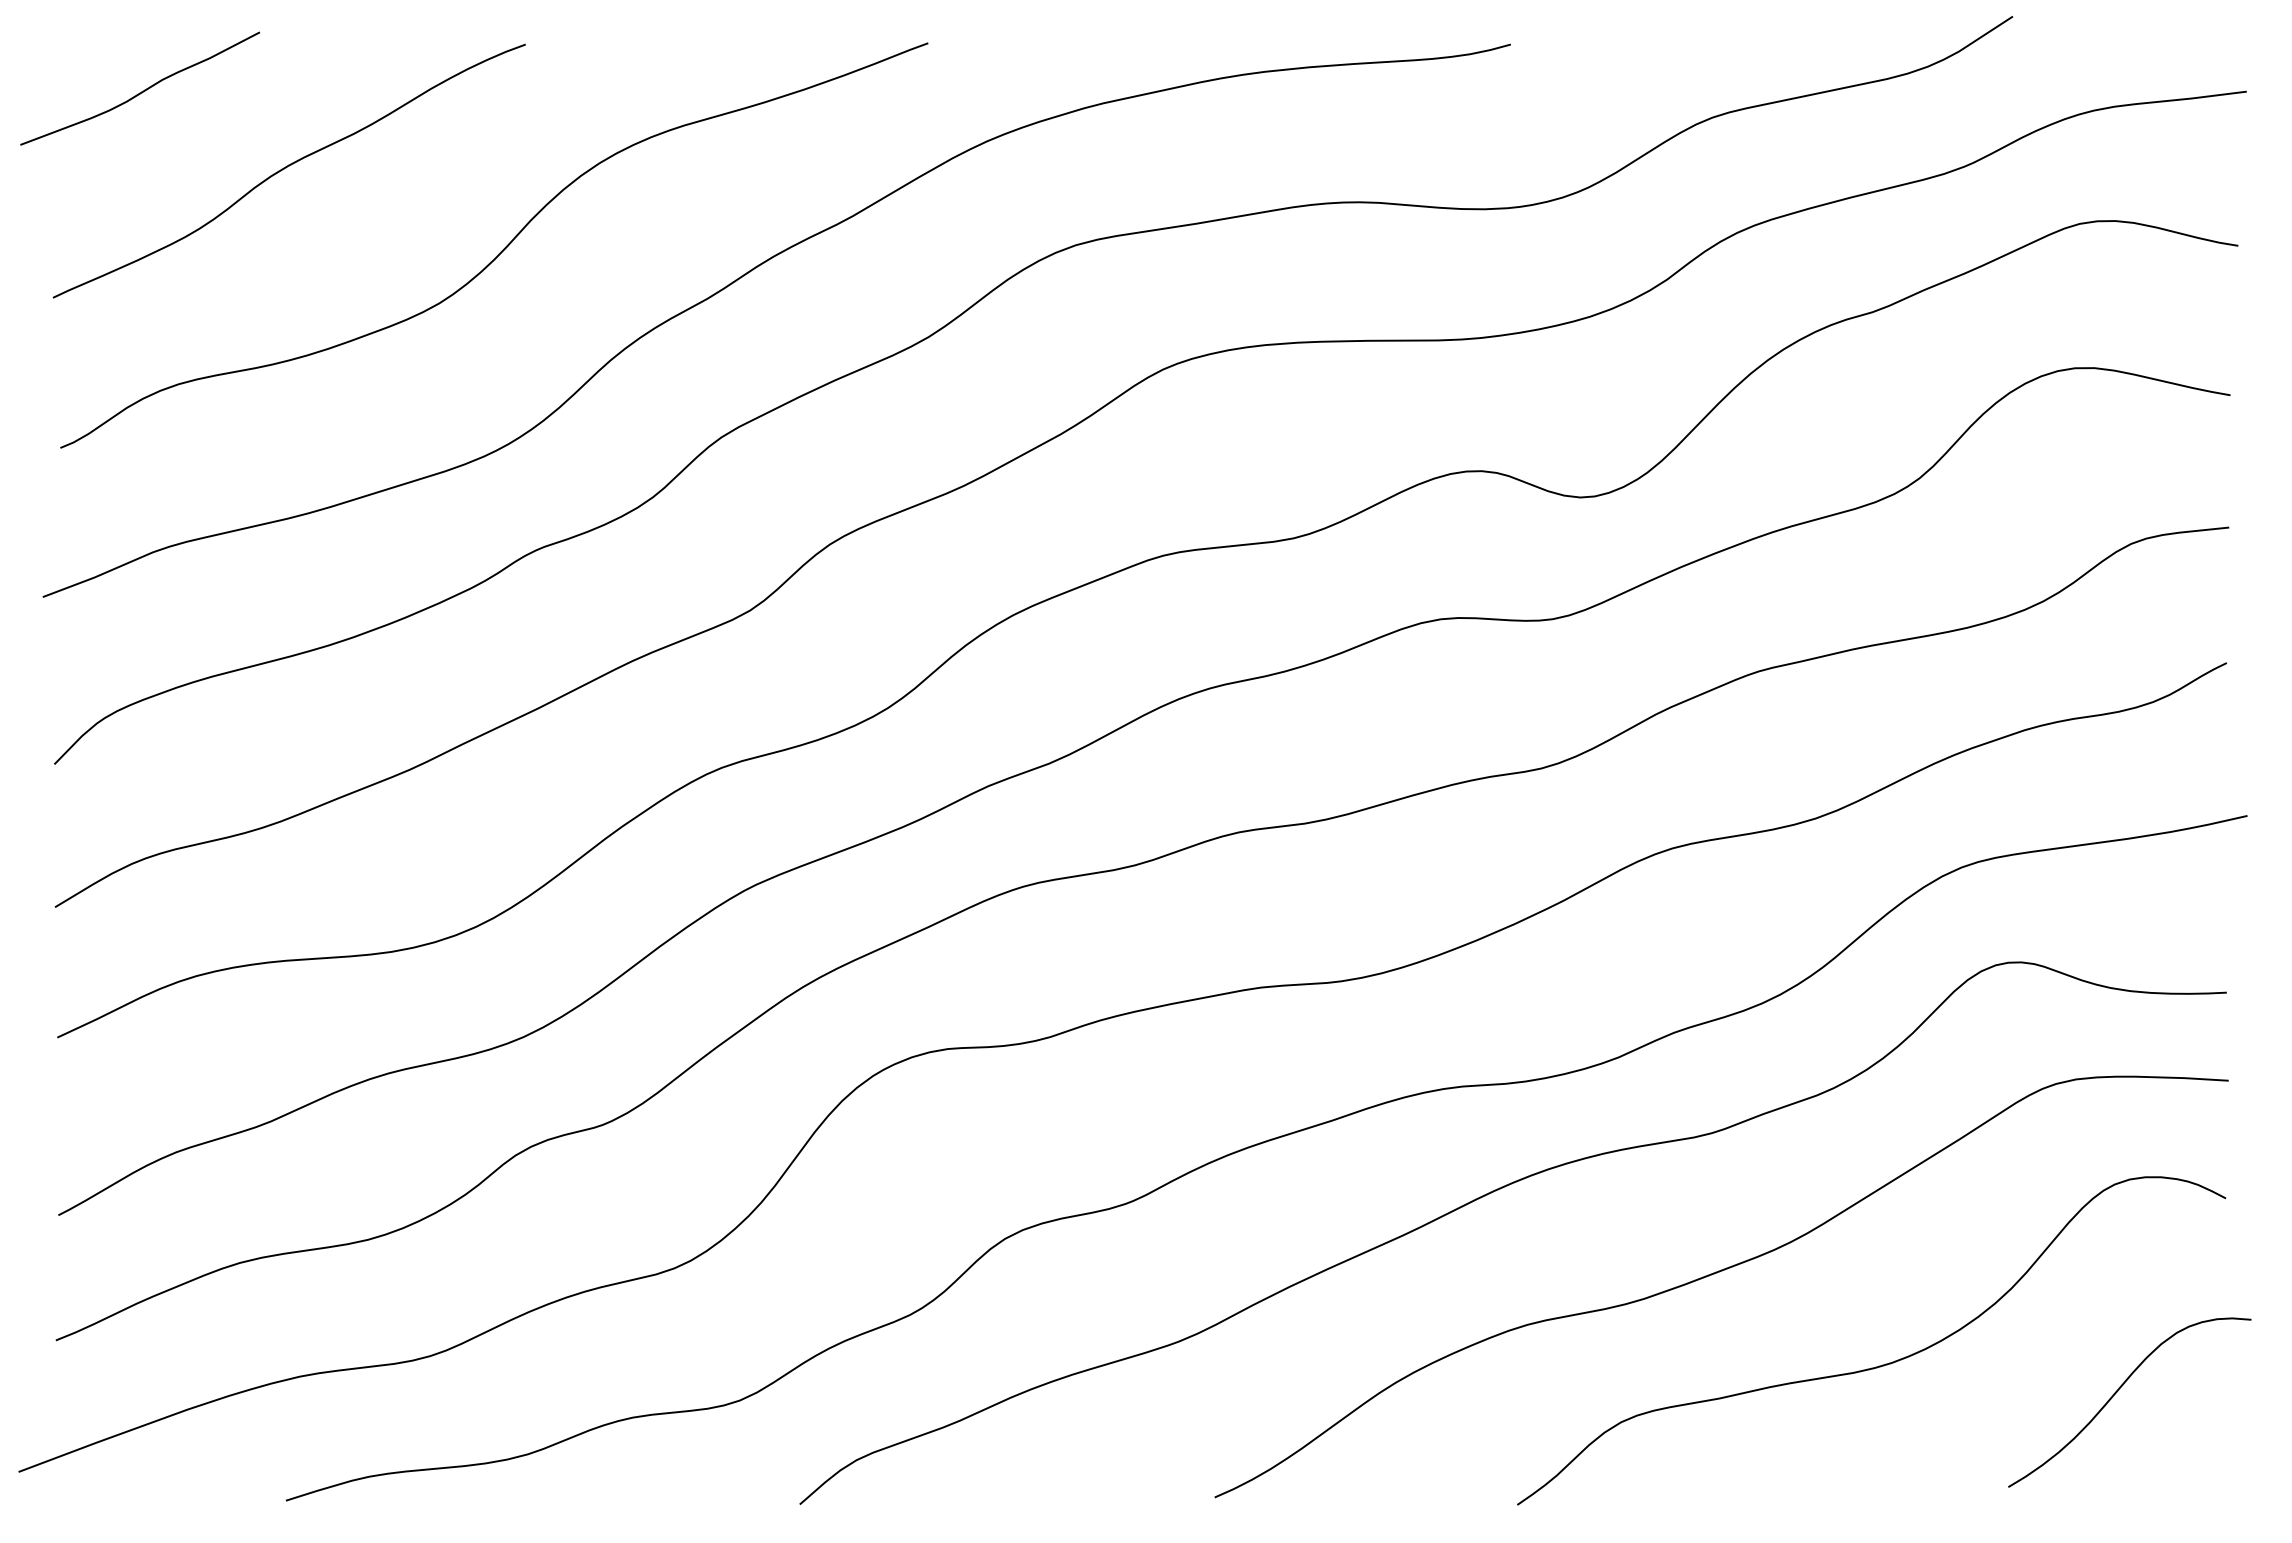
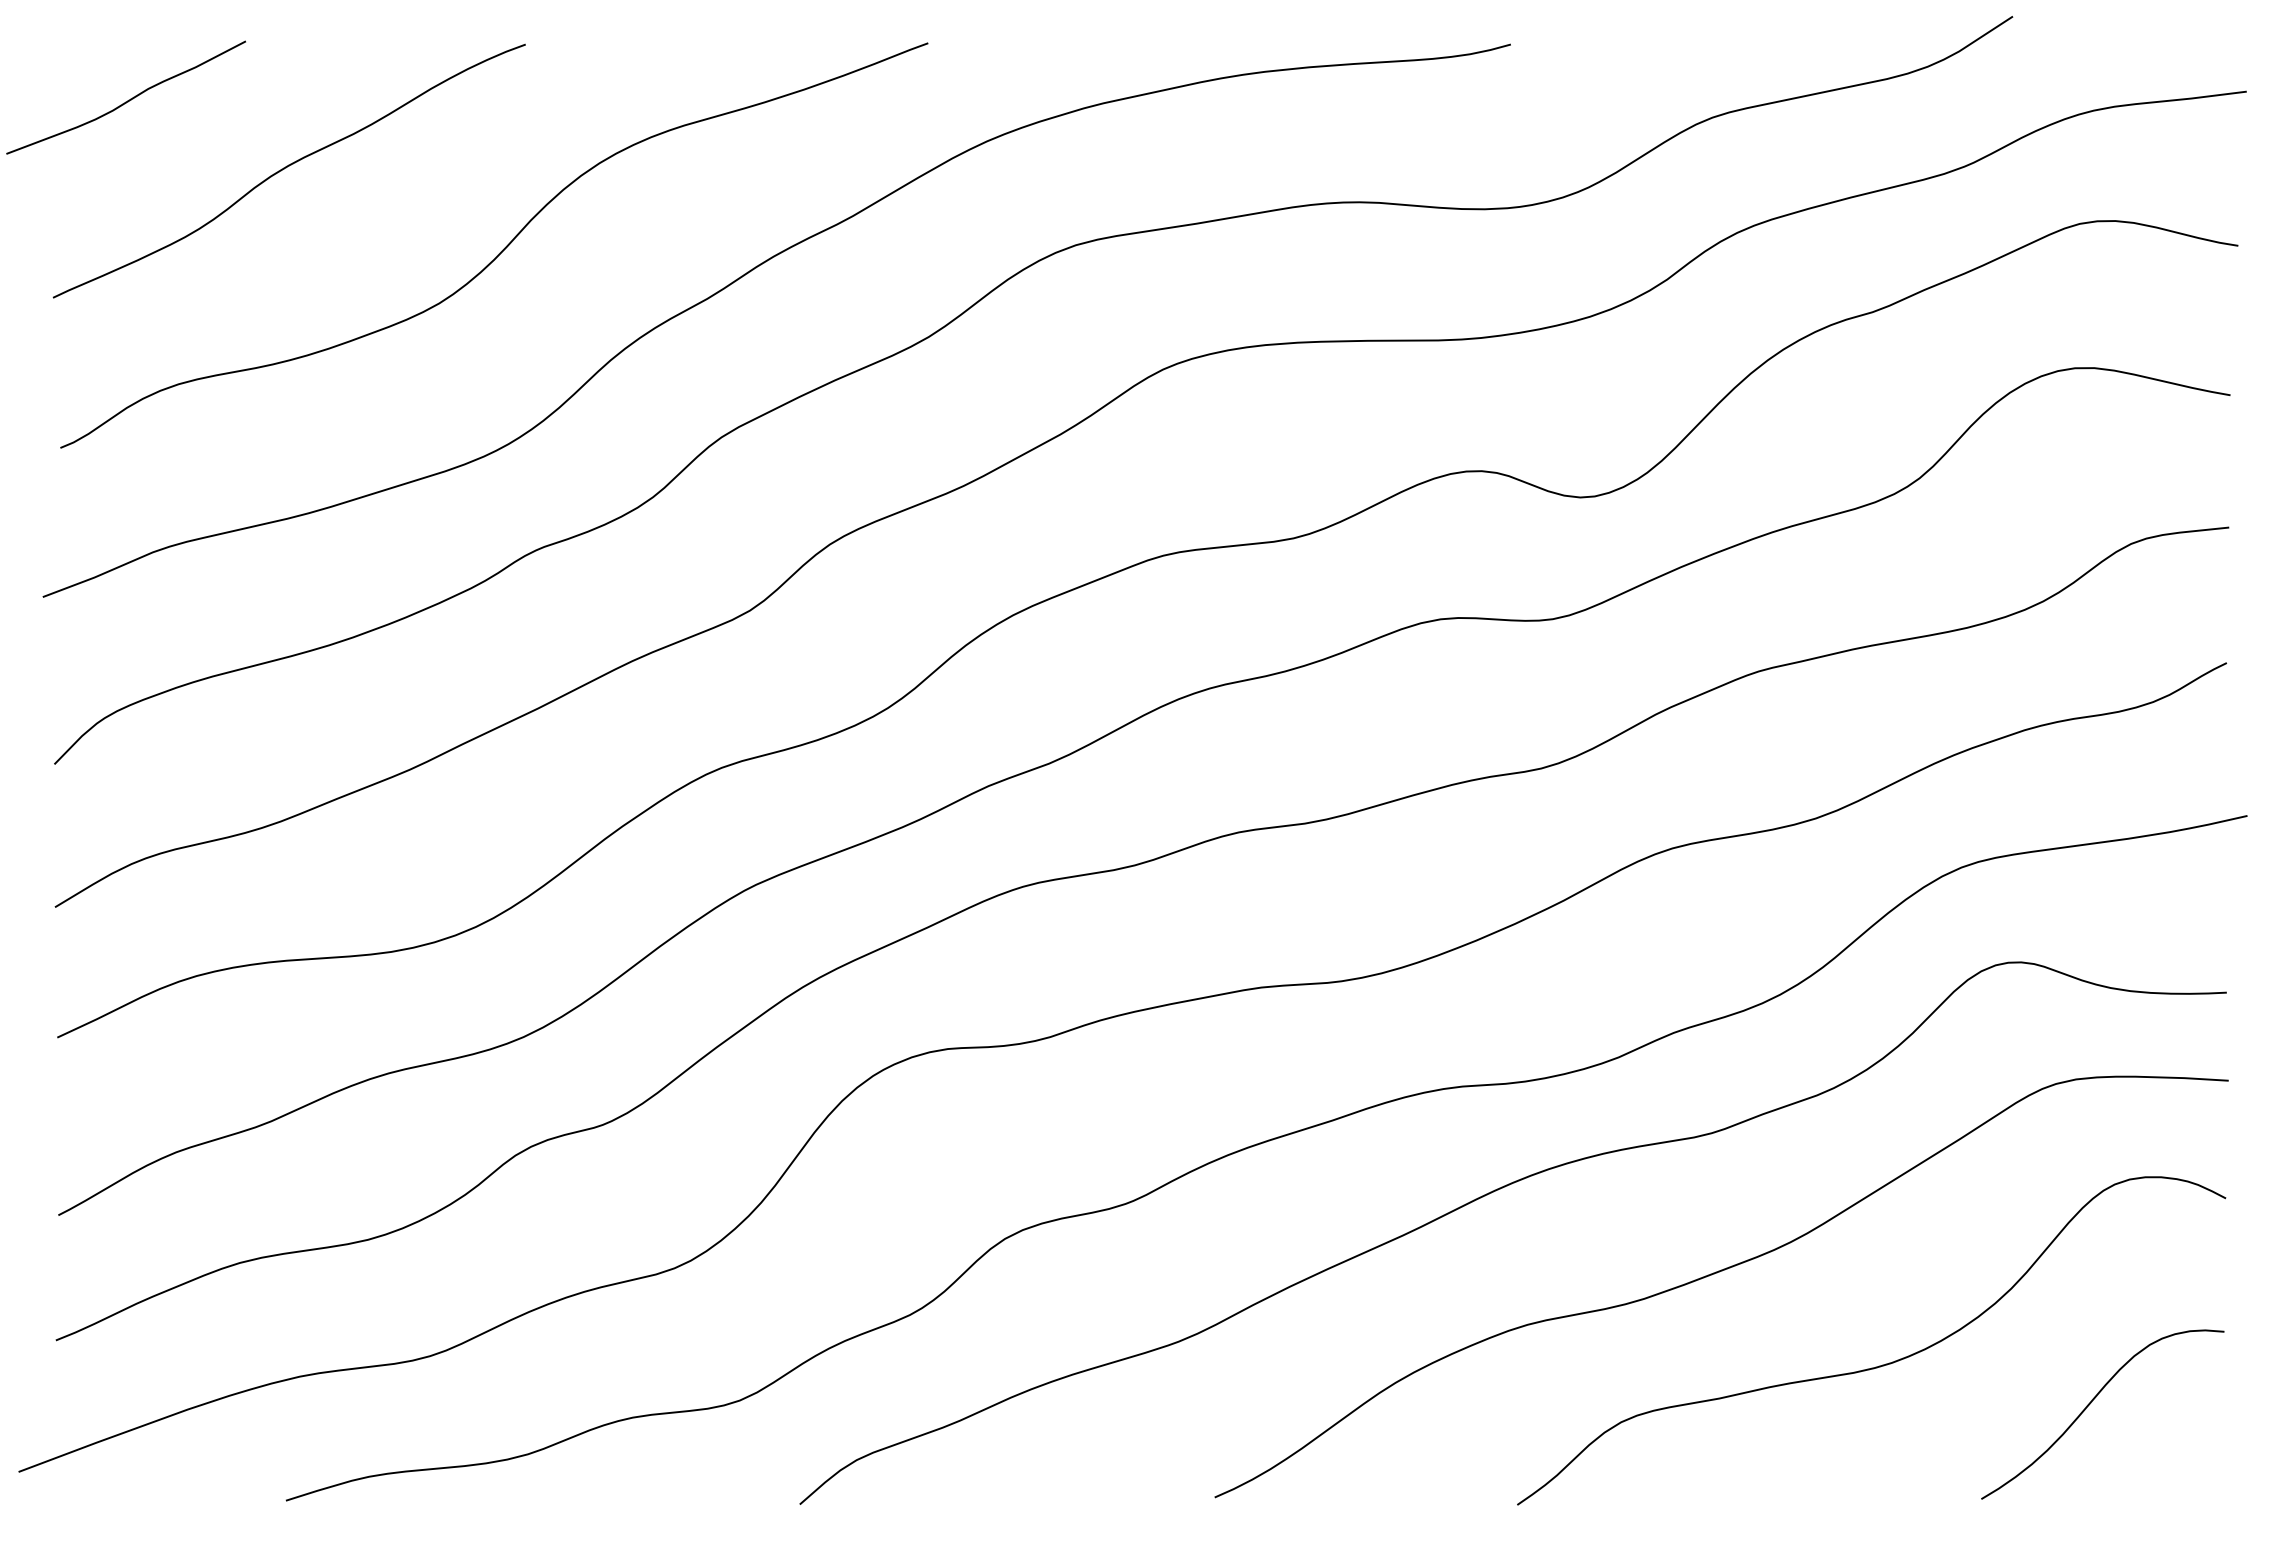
curve position: (141, 91) -> (127, 100) (127, 100)
curve position: (2118, 1391) -> (2091, 1403) (2091, 1403)
